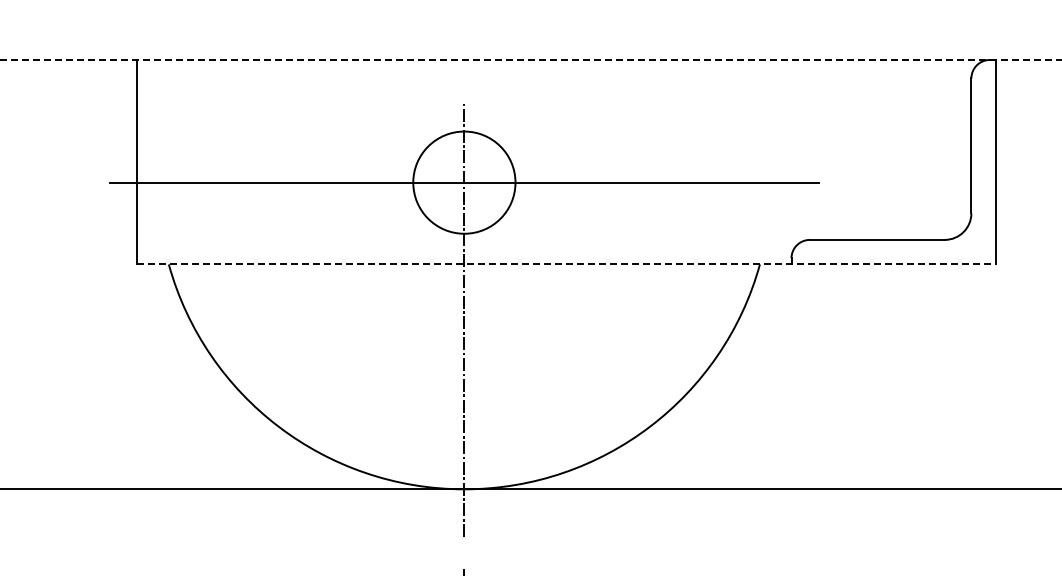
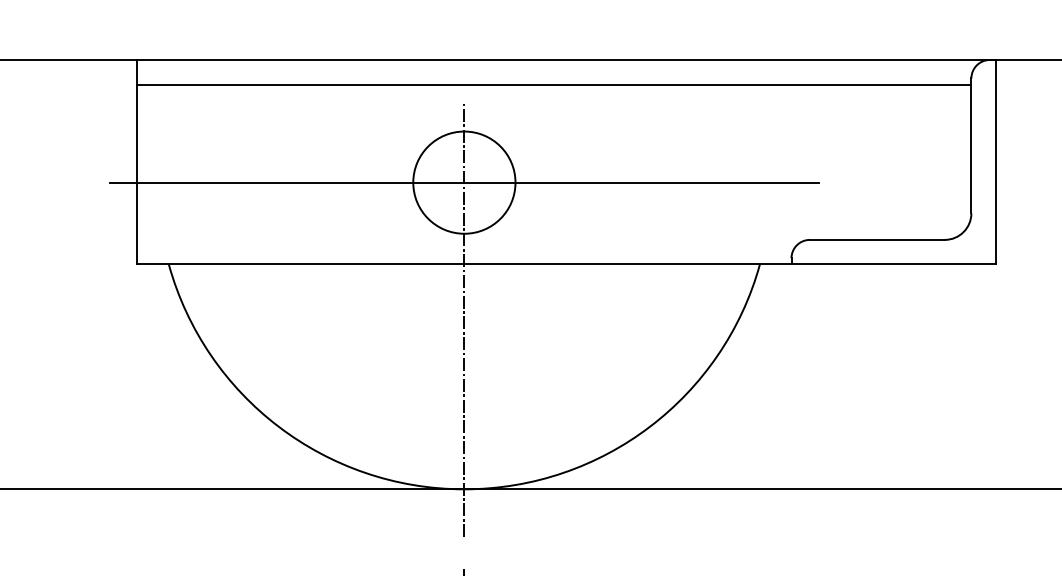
line: dashed -> solid (531, 60)
line: none -> present (554, 84)
line: dashed -> solid (567, 264)
